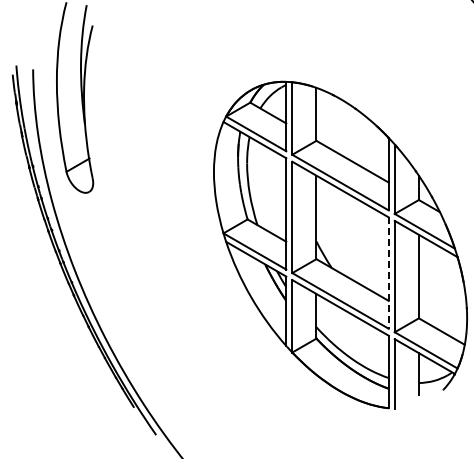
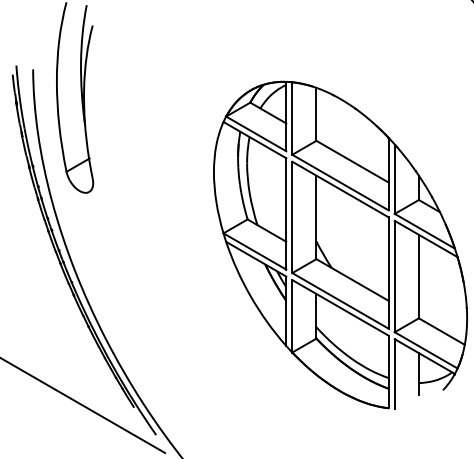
line: dashed -> solid (388, 273)
line: none -> present (83, 405)
